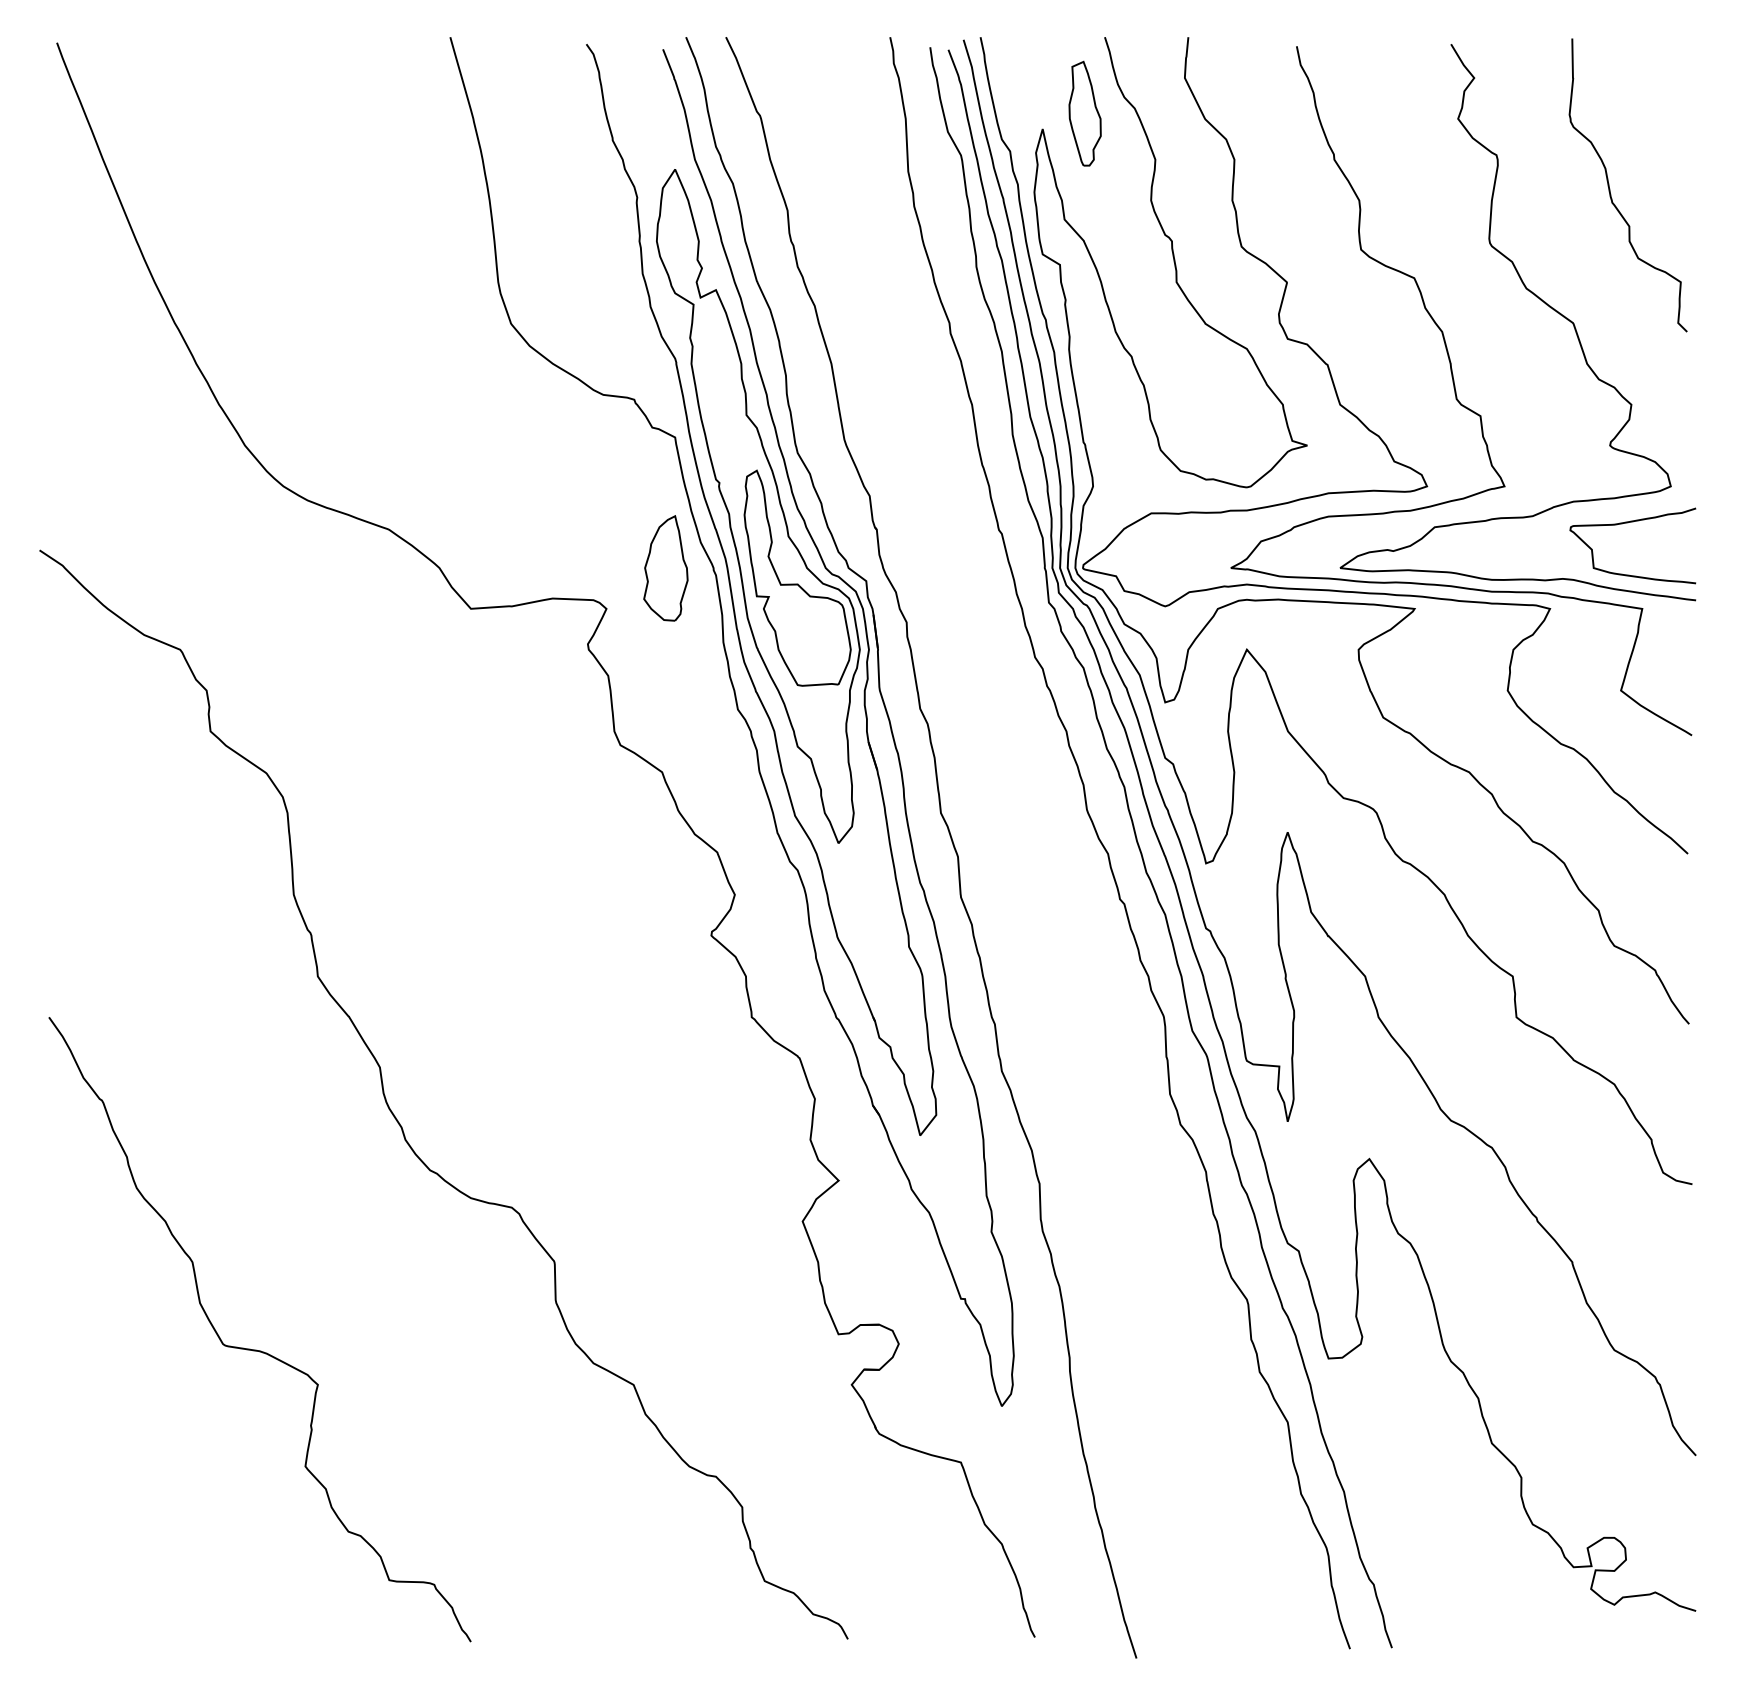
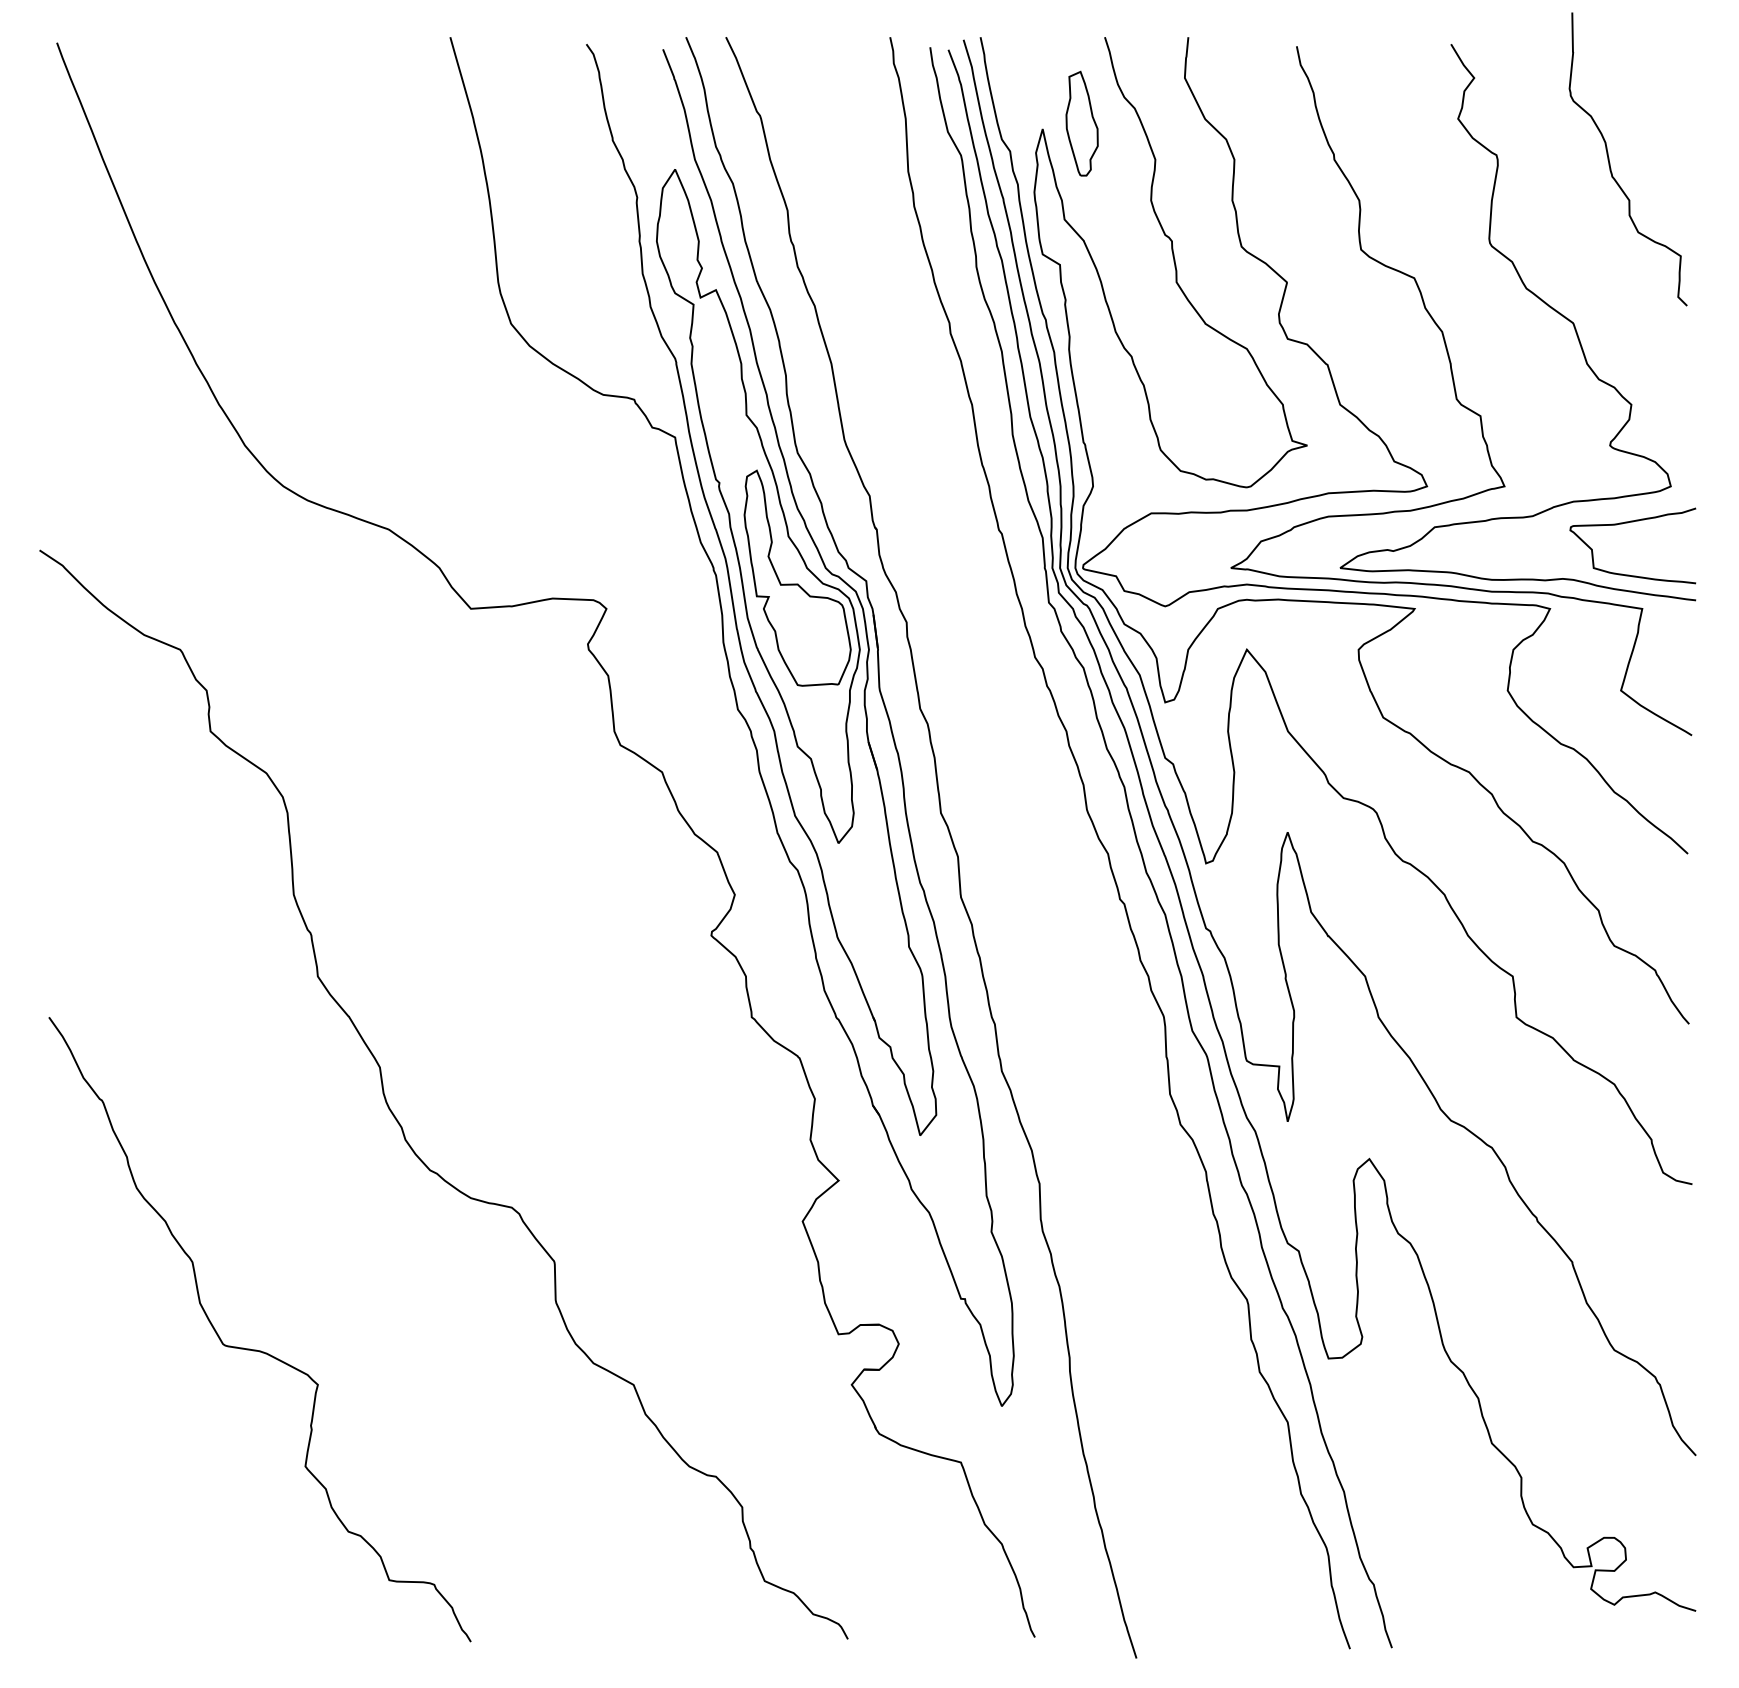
part position: (1084, 113) -> (1081, 123) (1081, 123)
curve position: (1610, 188) -> (1610, 162) (1610, 162)
part: present -> none (665, 568)
